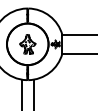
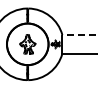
line: solid -> dashed (79, 34)
line: present -> none (21, 93)
line: present -> none (33, 93)
